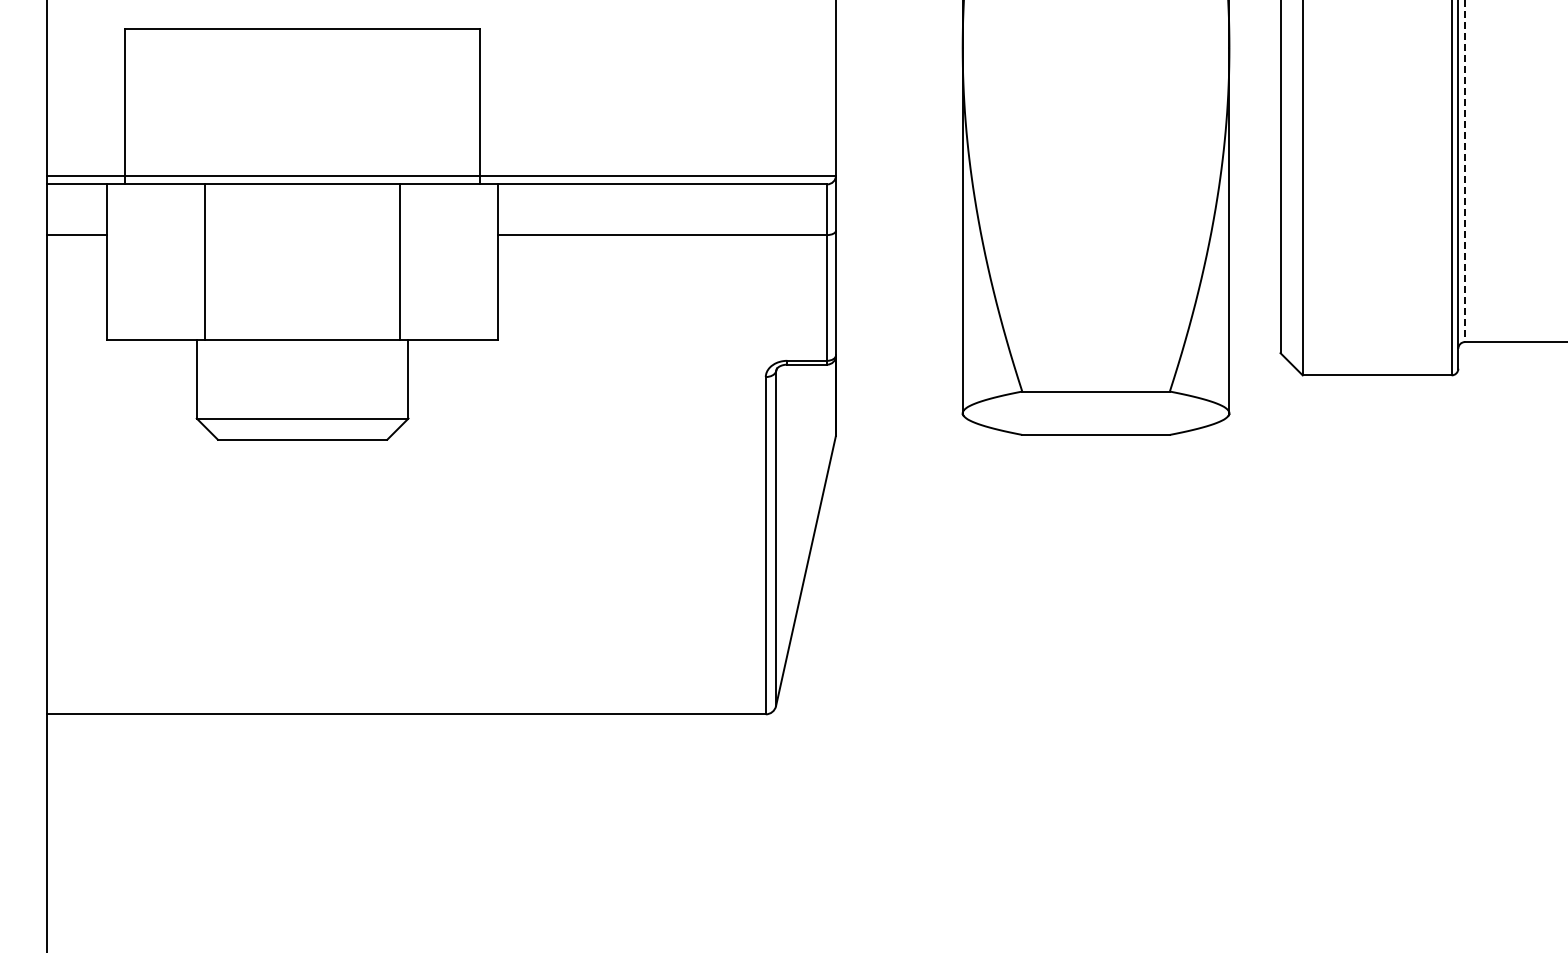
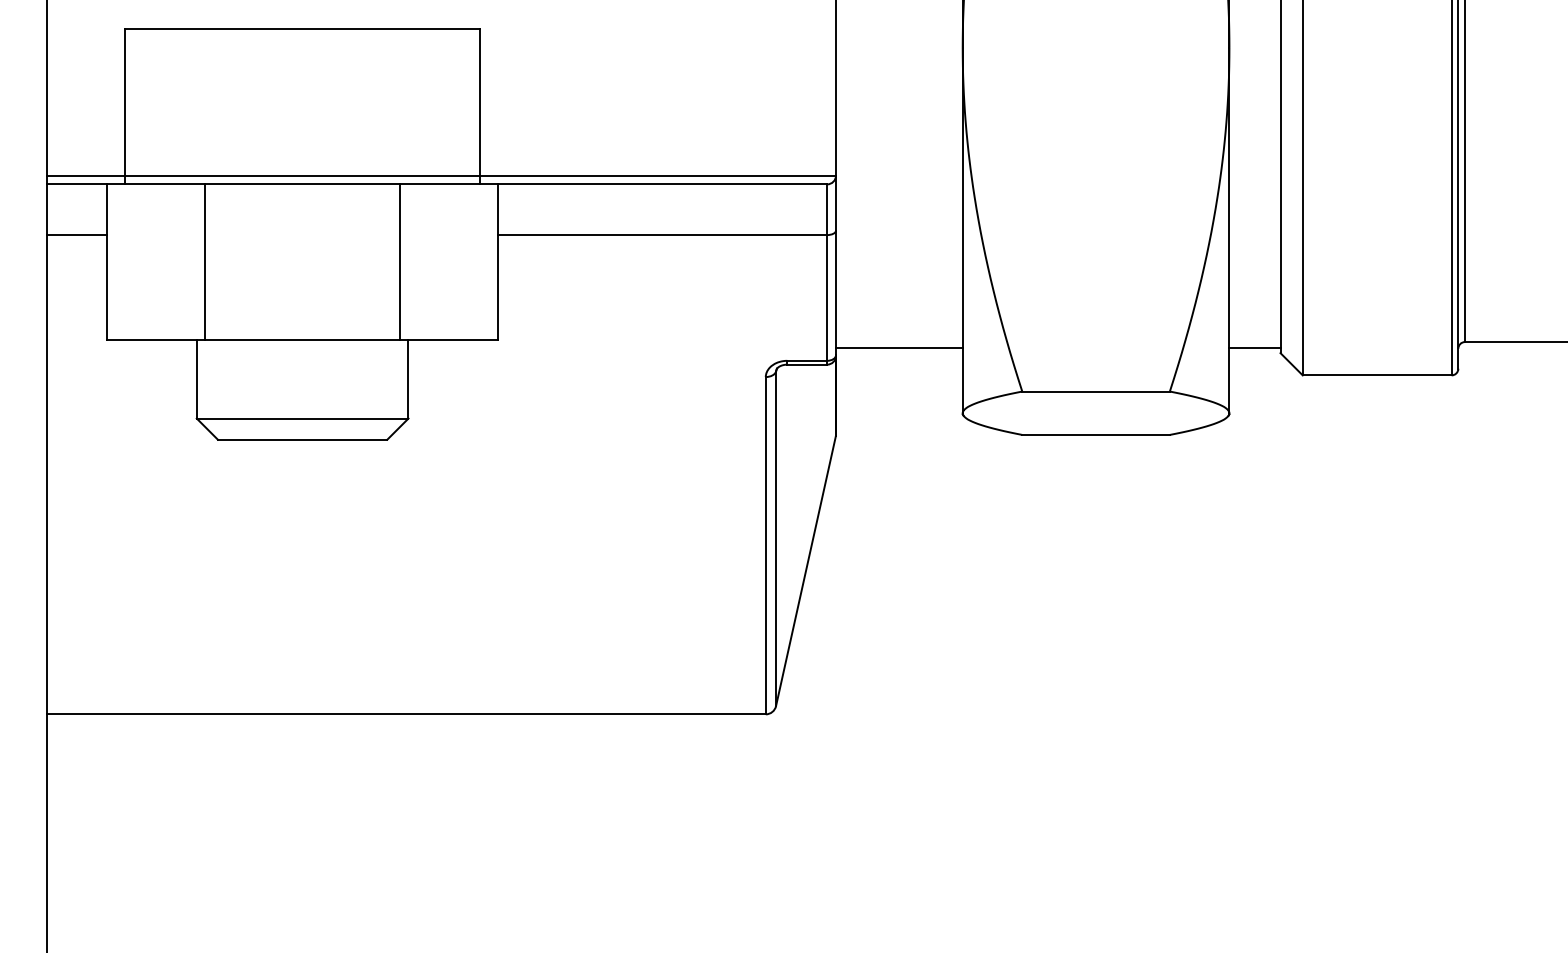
line: dashed -> solid (1465, 171)
line: none -> present (899, 347)
line: none -> present (1254, 347)
